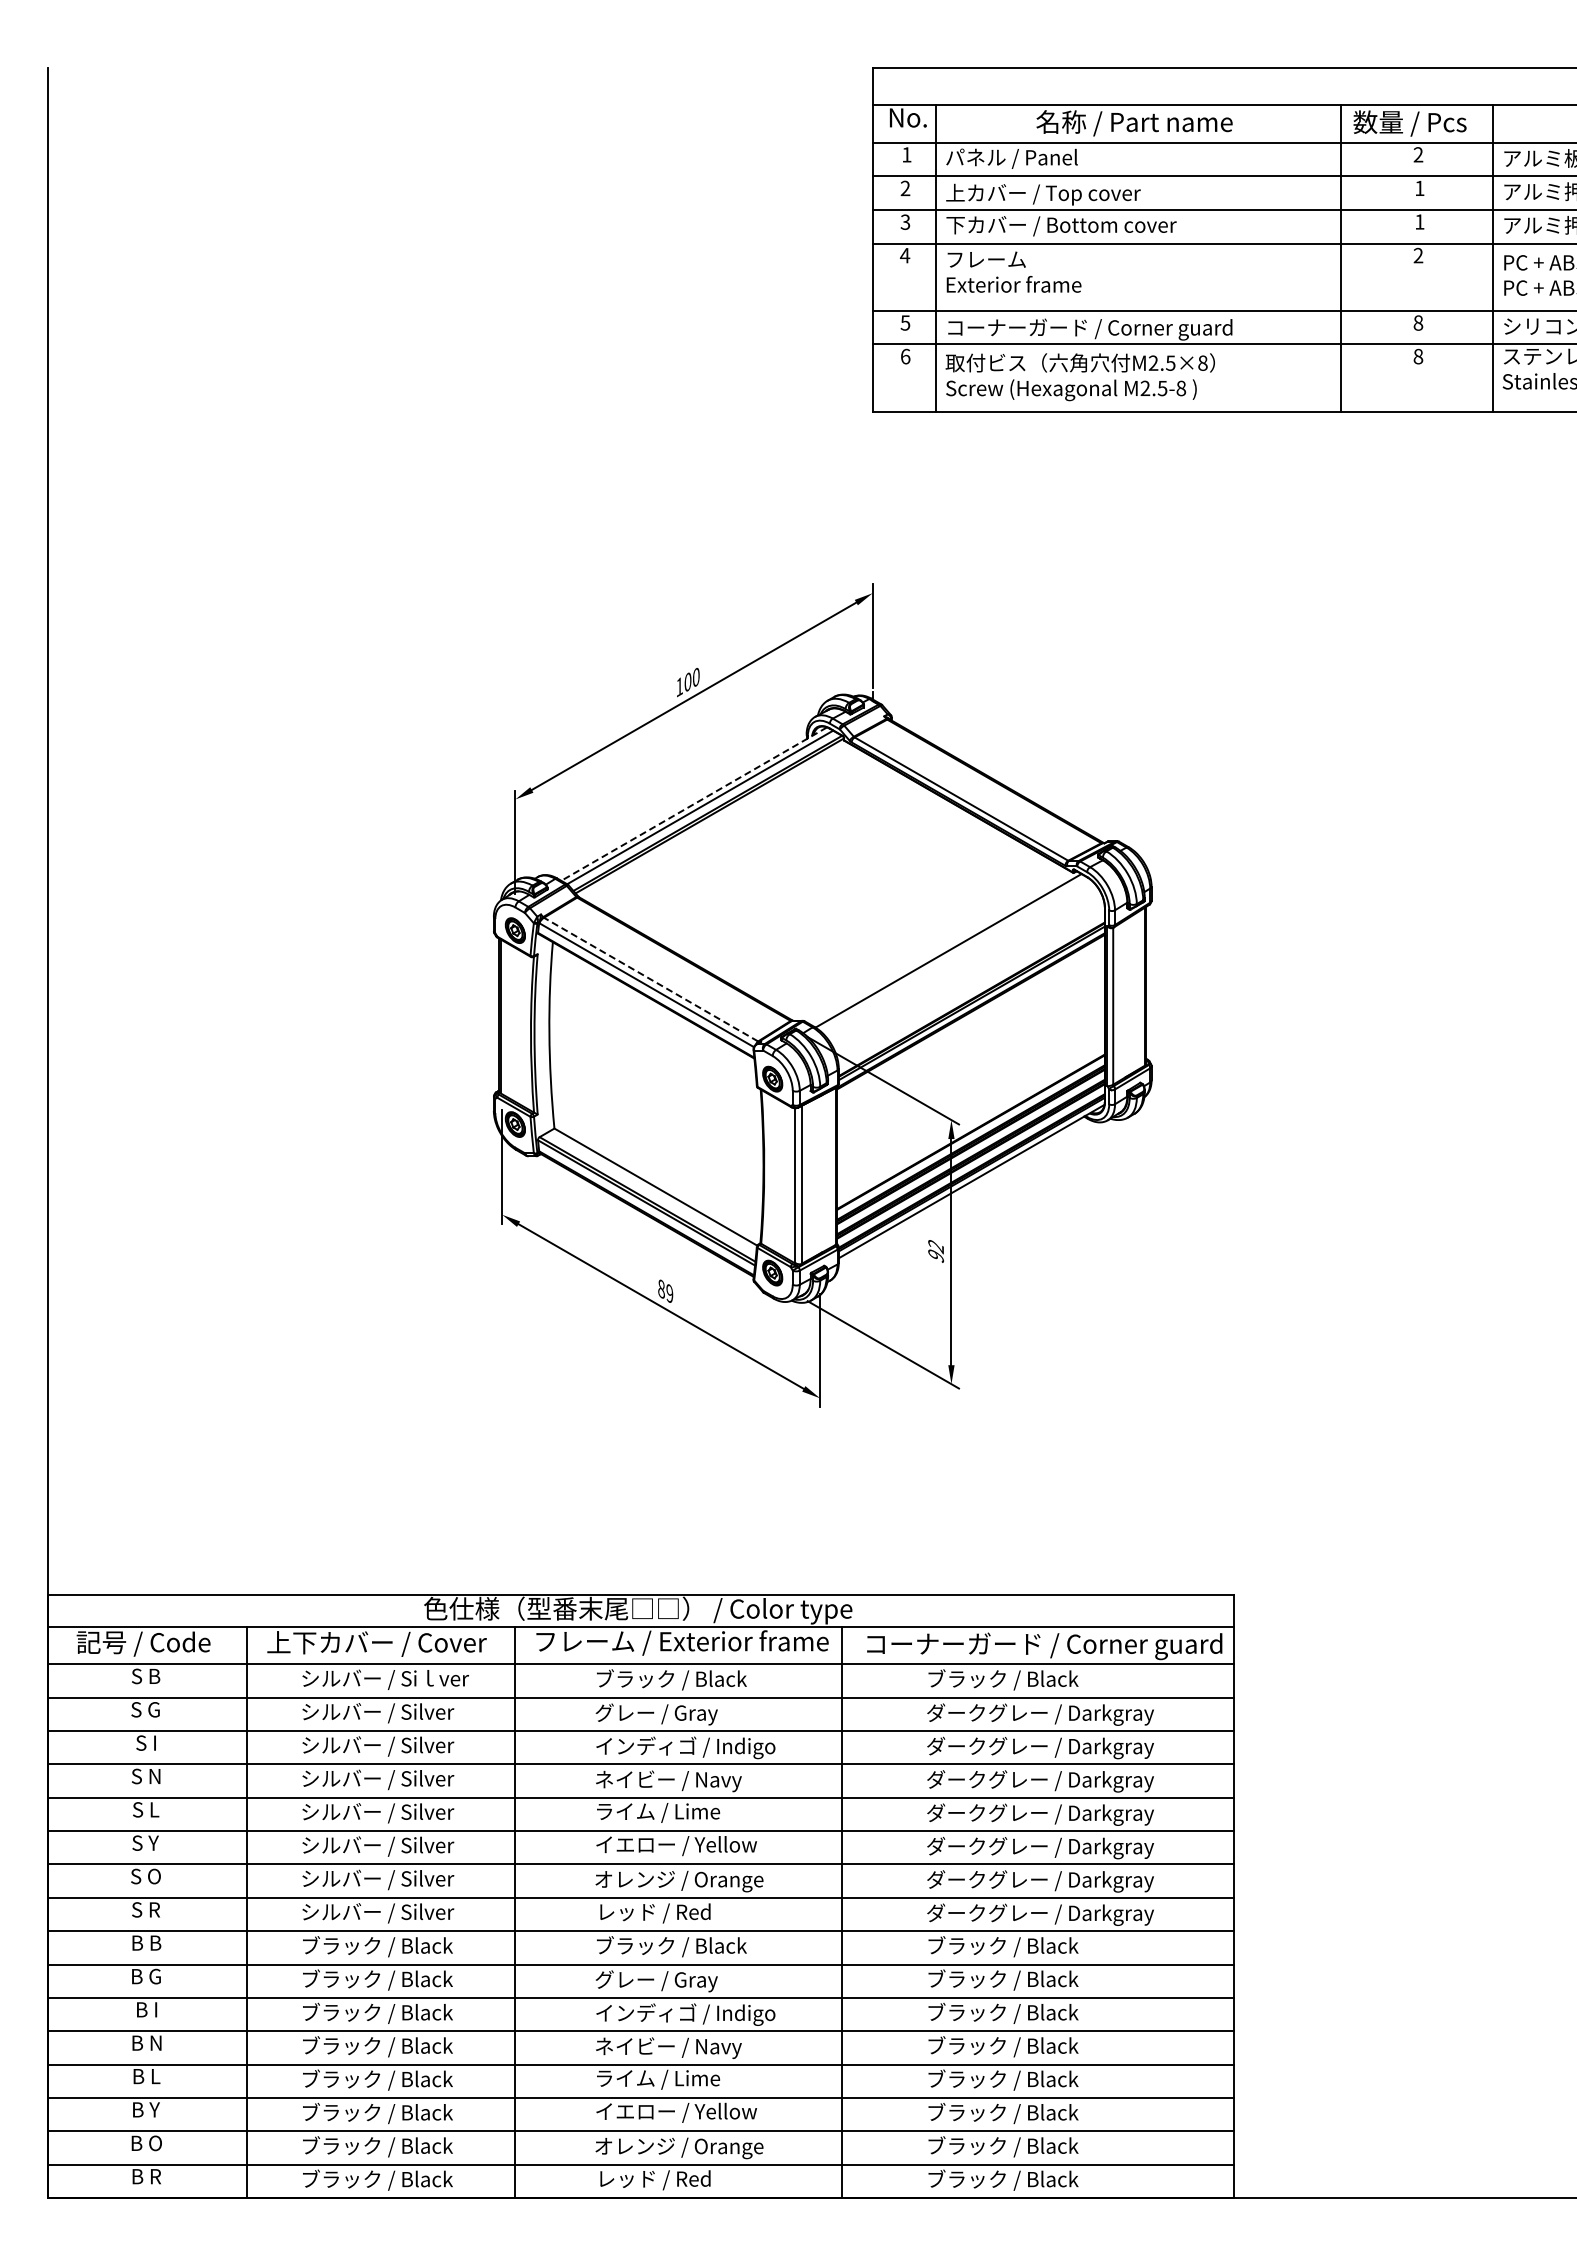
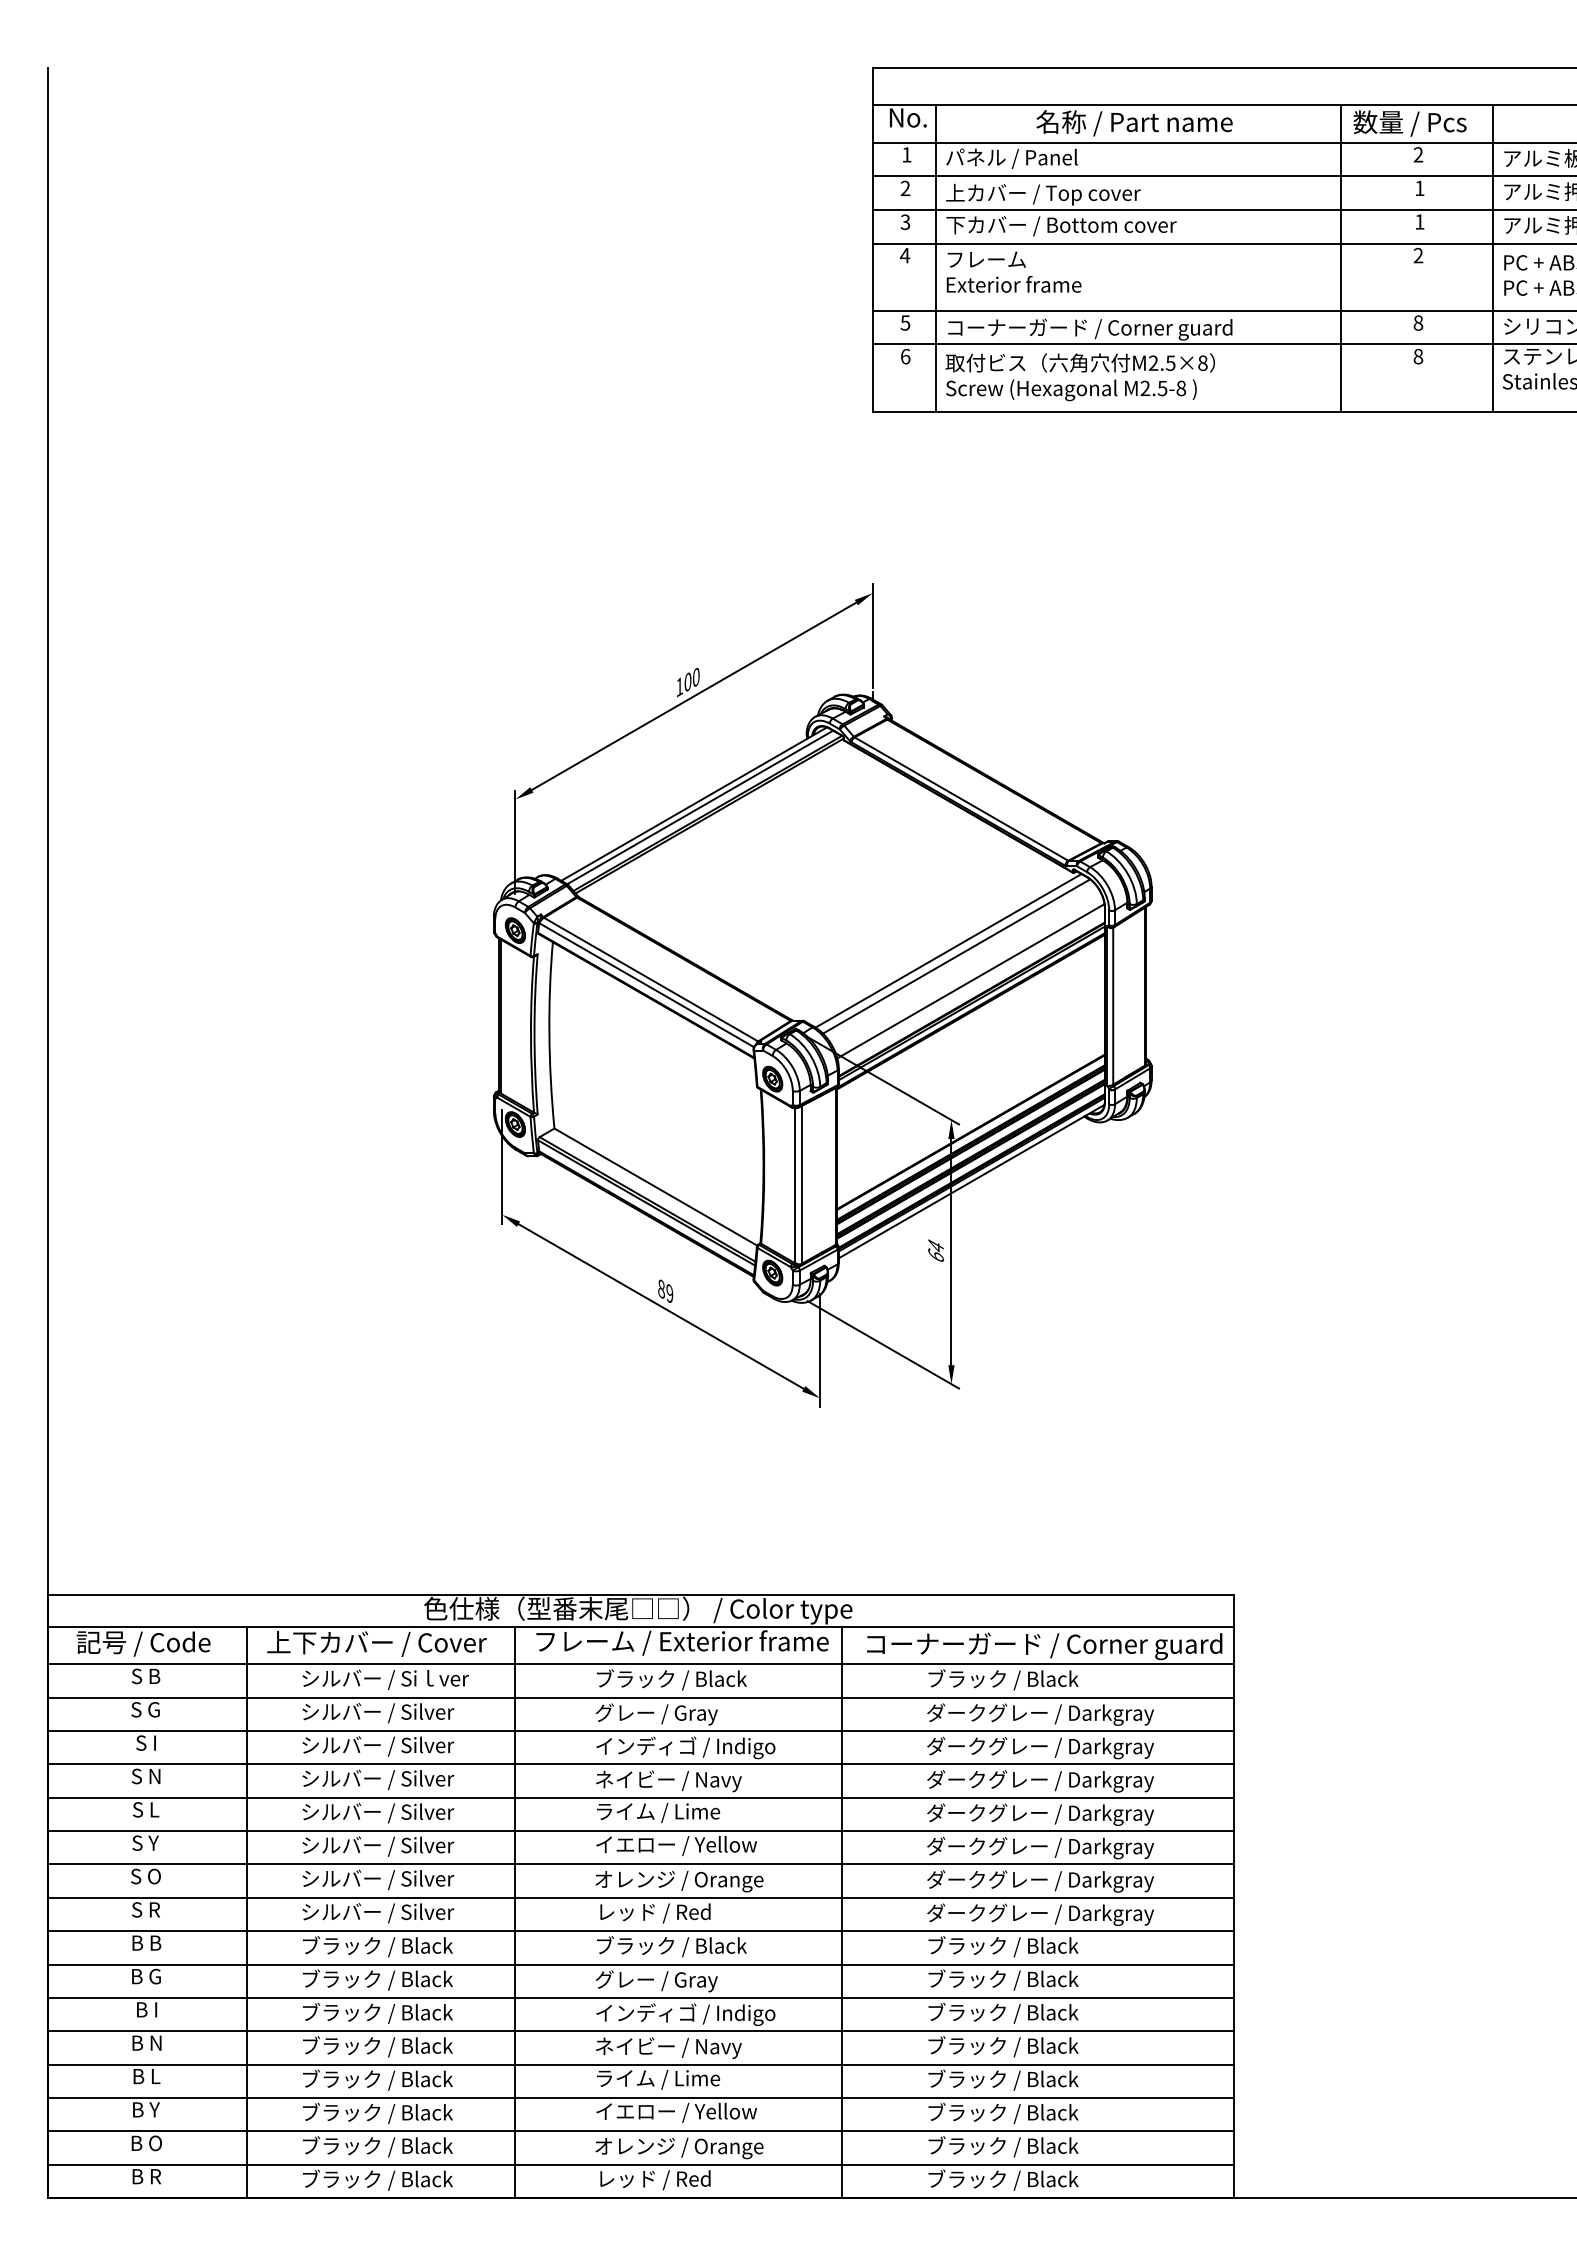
line: dashed -> solid (693, 804)
line: none -> present (956, 956)
line: dashed -> solid (651, 979)
line: none -> present (970, 981)
text: 92 -> 64 (936, 1250)
